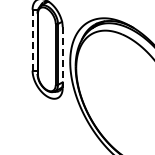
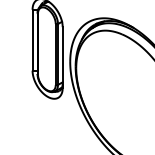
line: dashed -> solid (32, 39)
line: dashed -> solid (62, 58)
